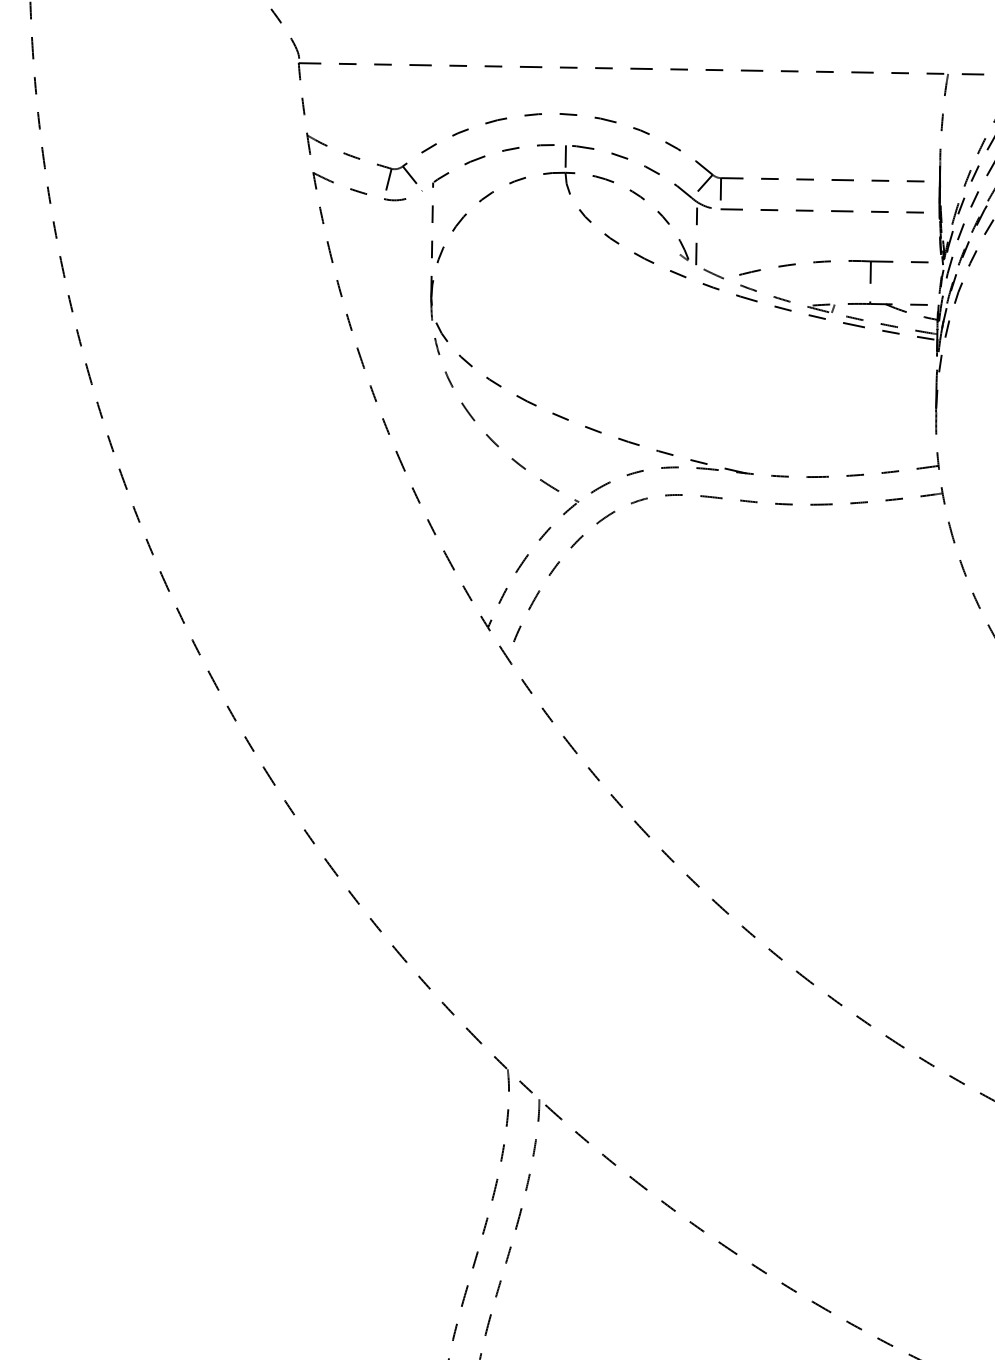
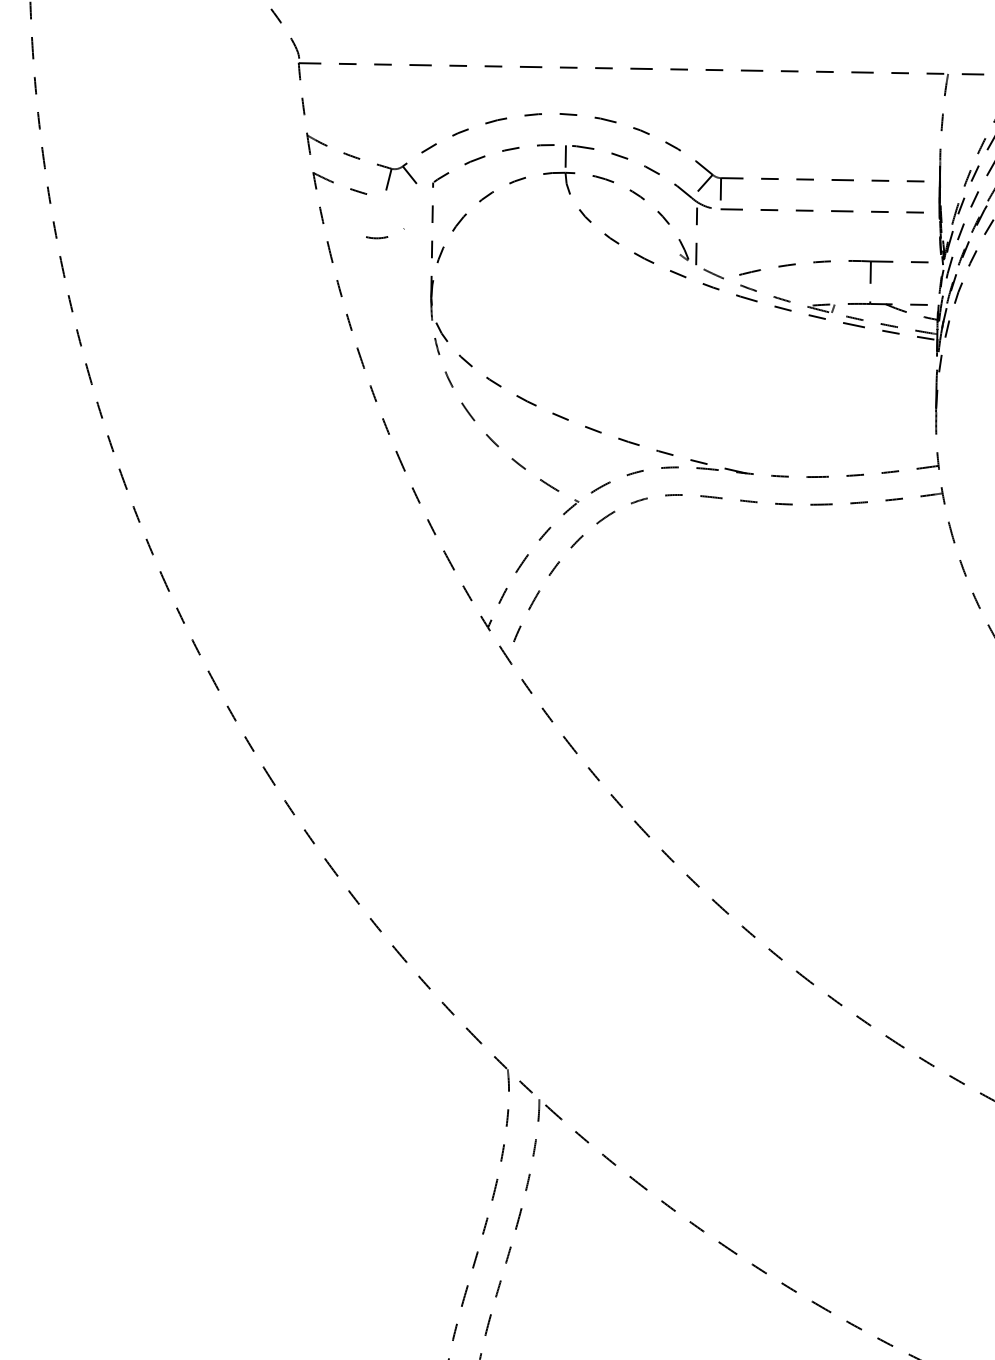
arc position: (403, 198) -> (385, 236) (385, 236)
